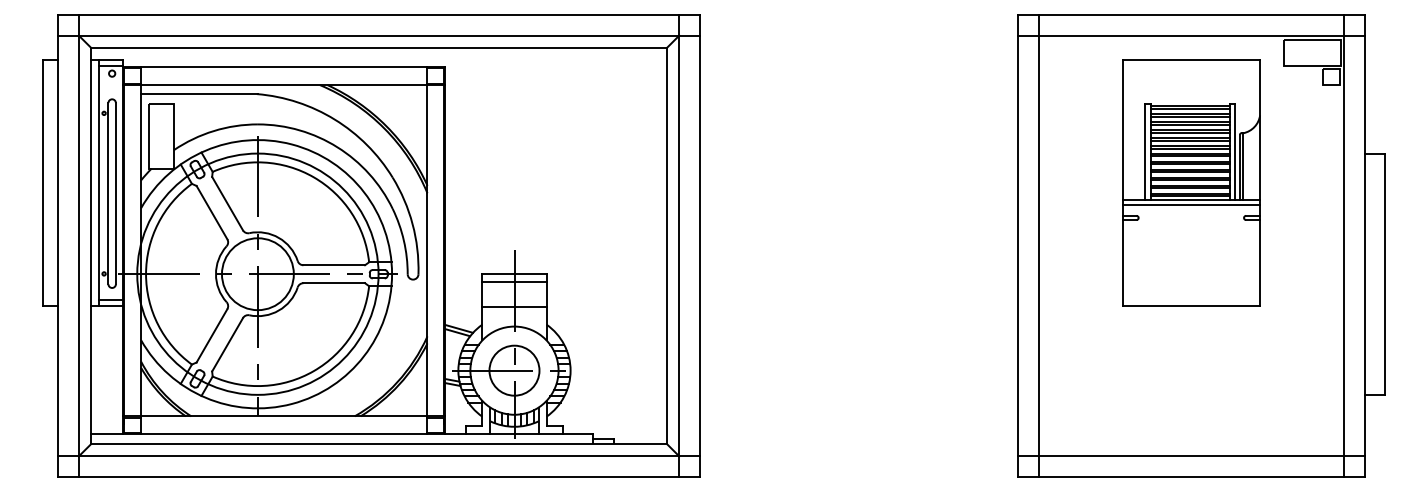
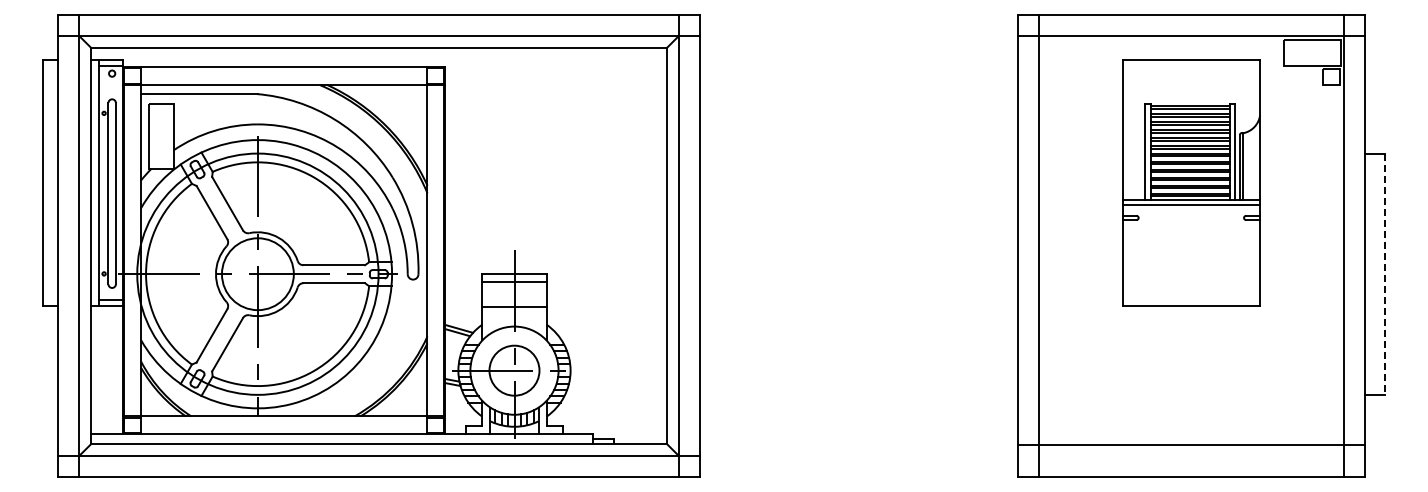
line: solid -> dashed (1385, 274)
line position: (1191, 456) -> (1191, 445) (1191, 445)
